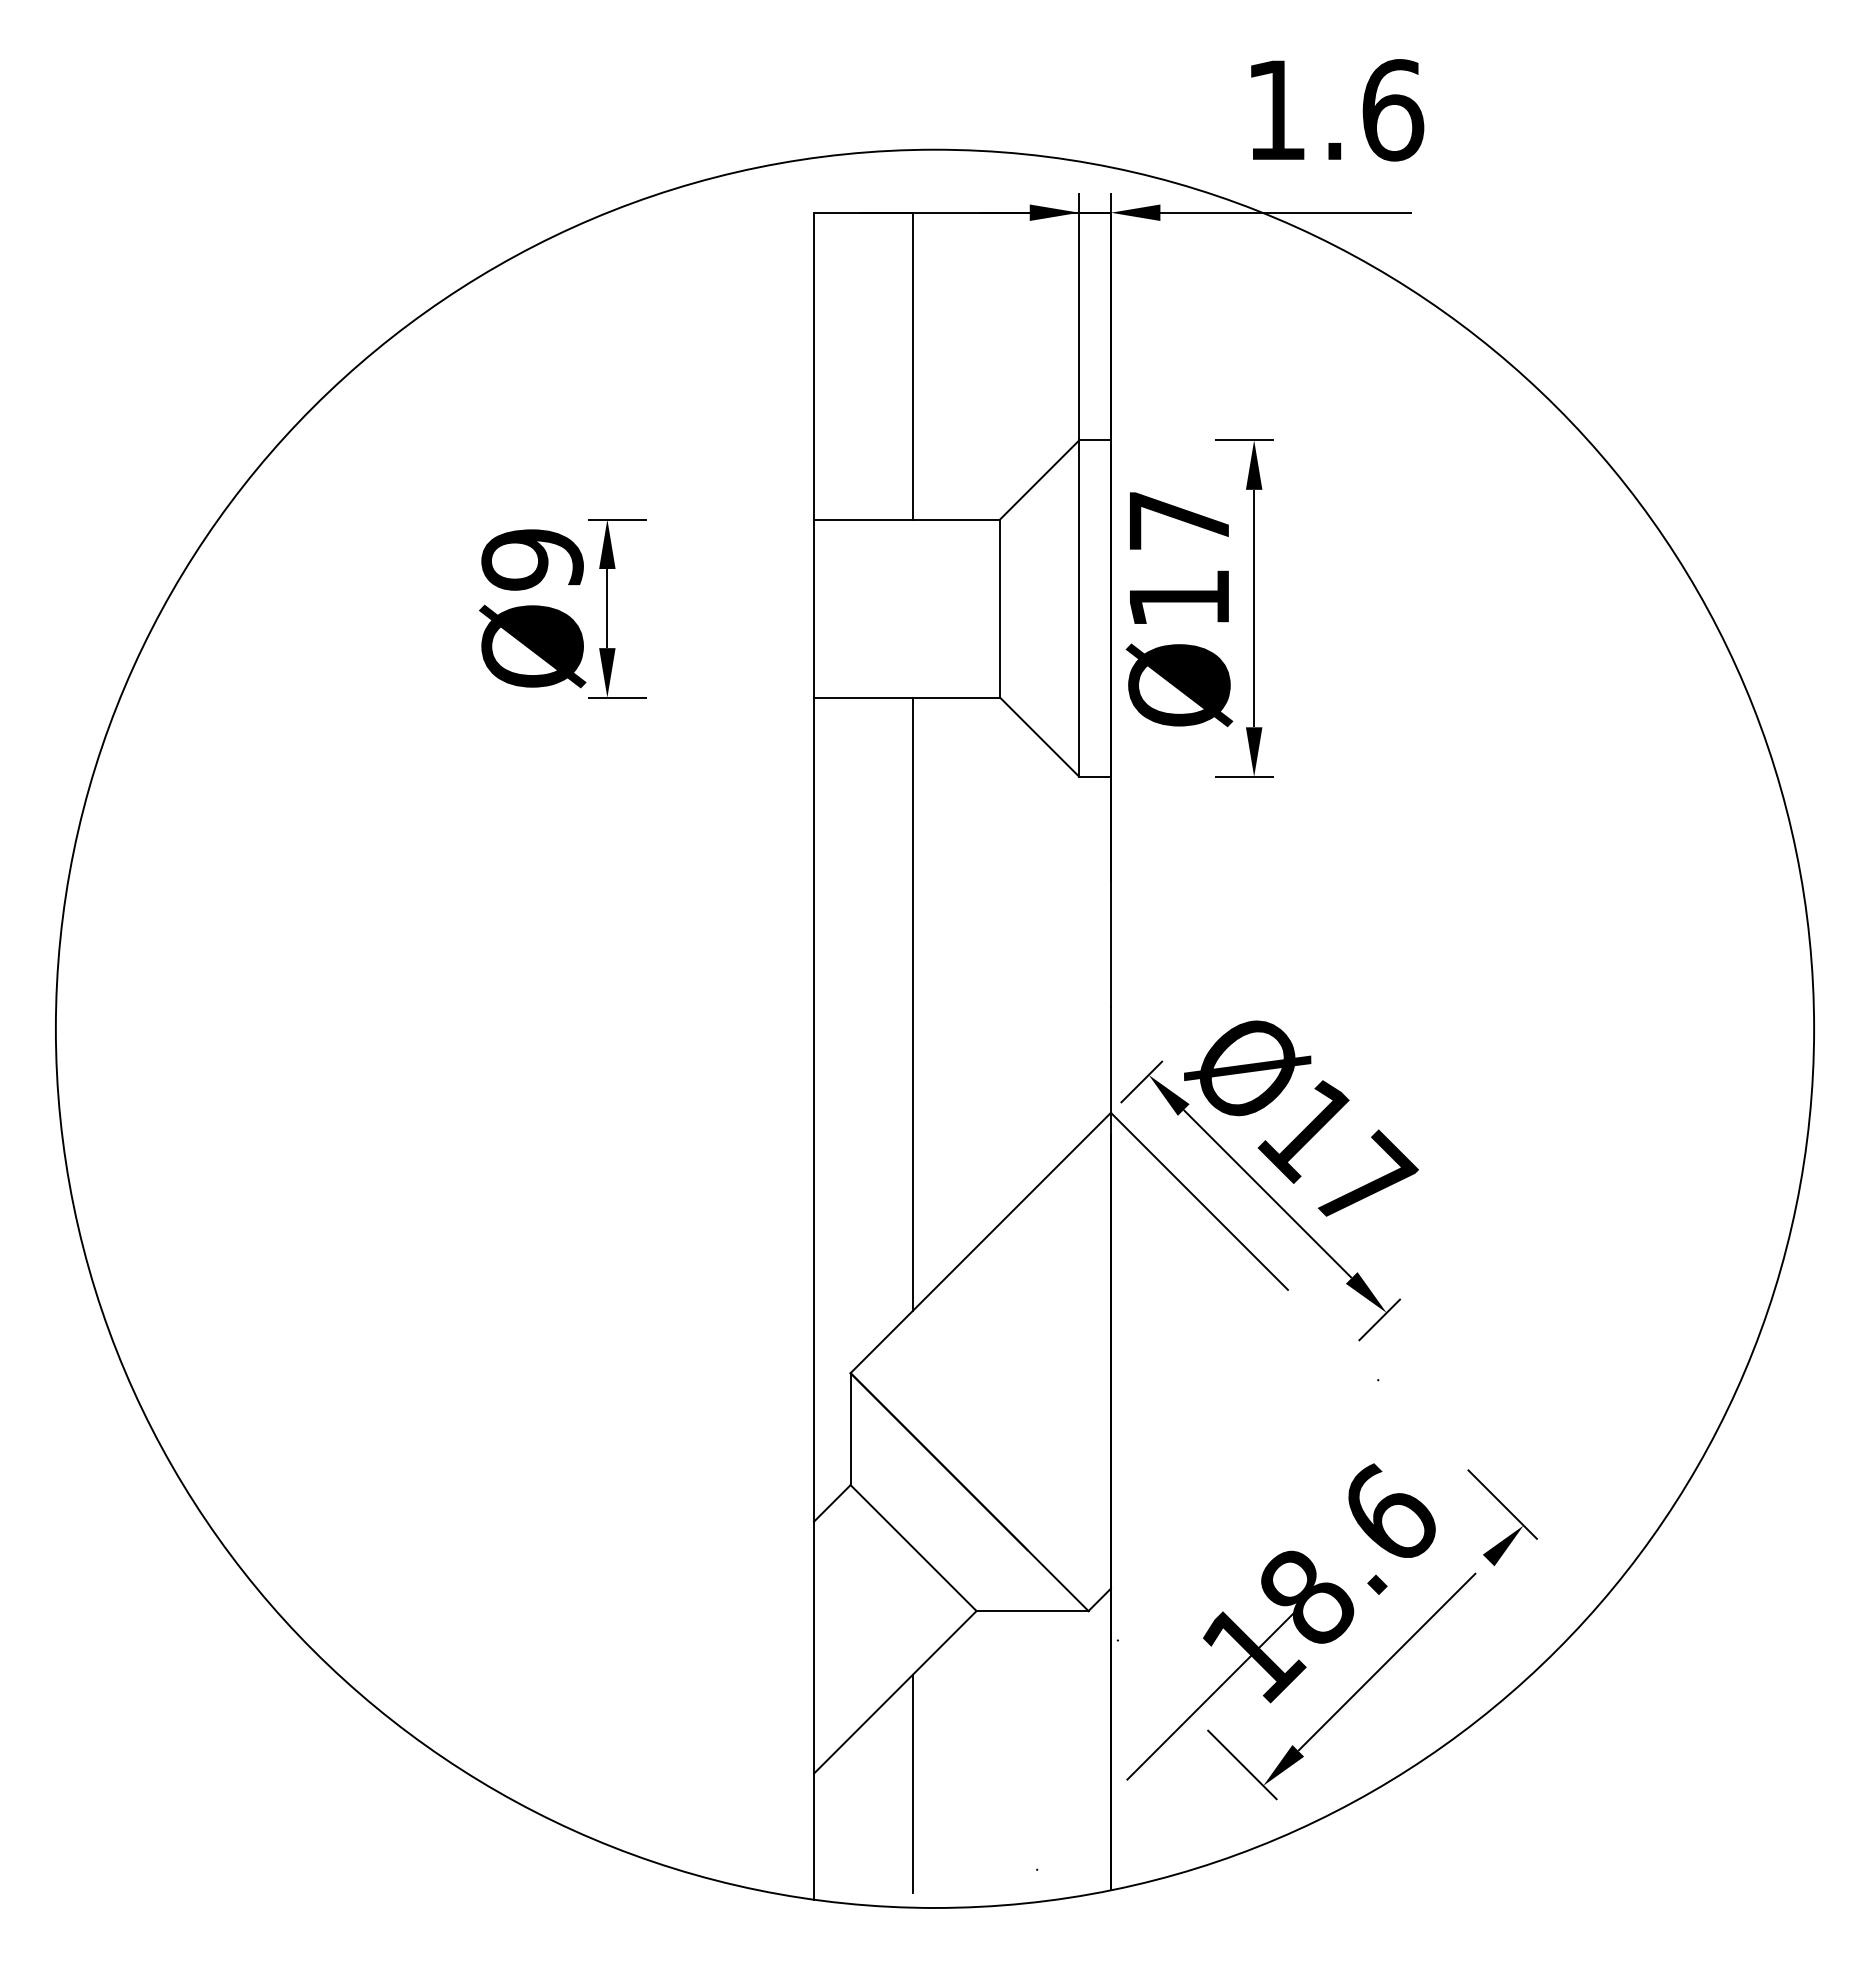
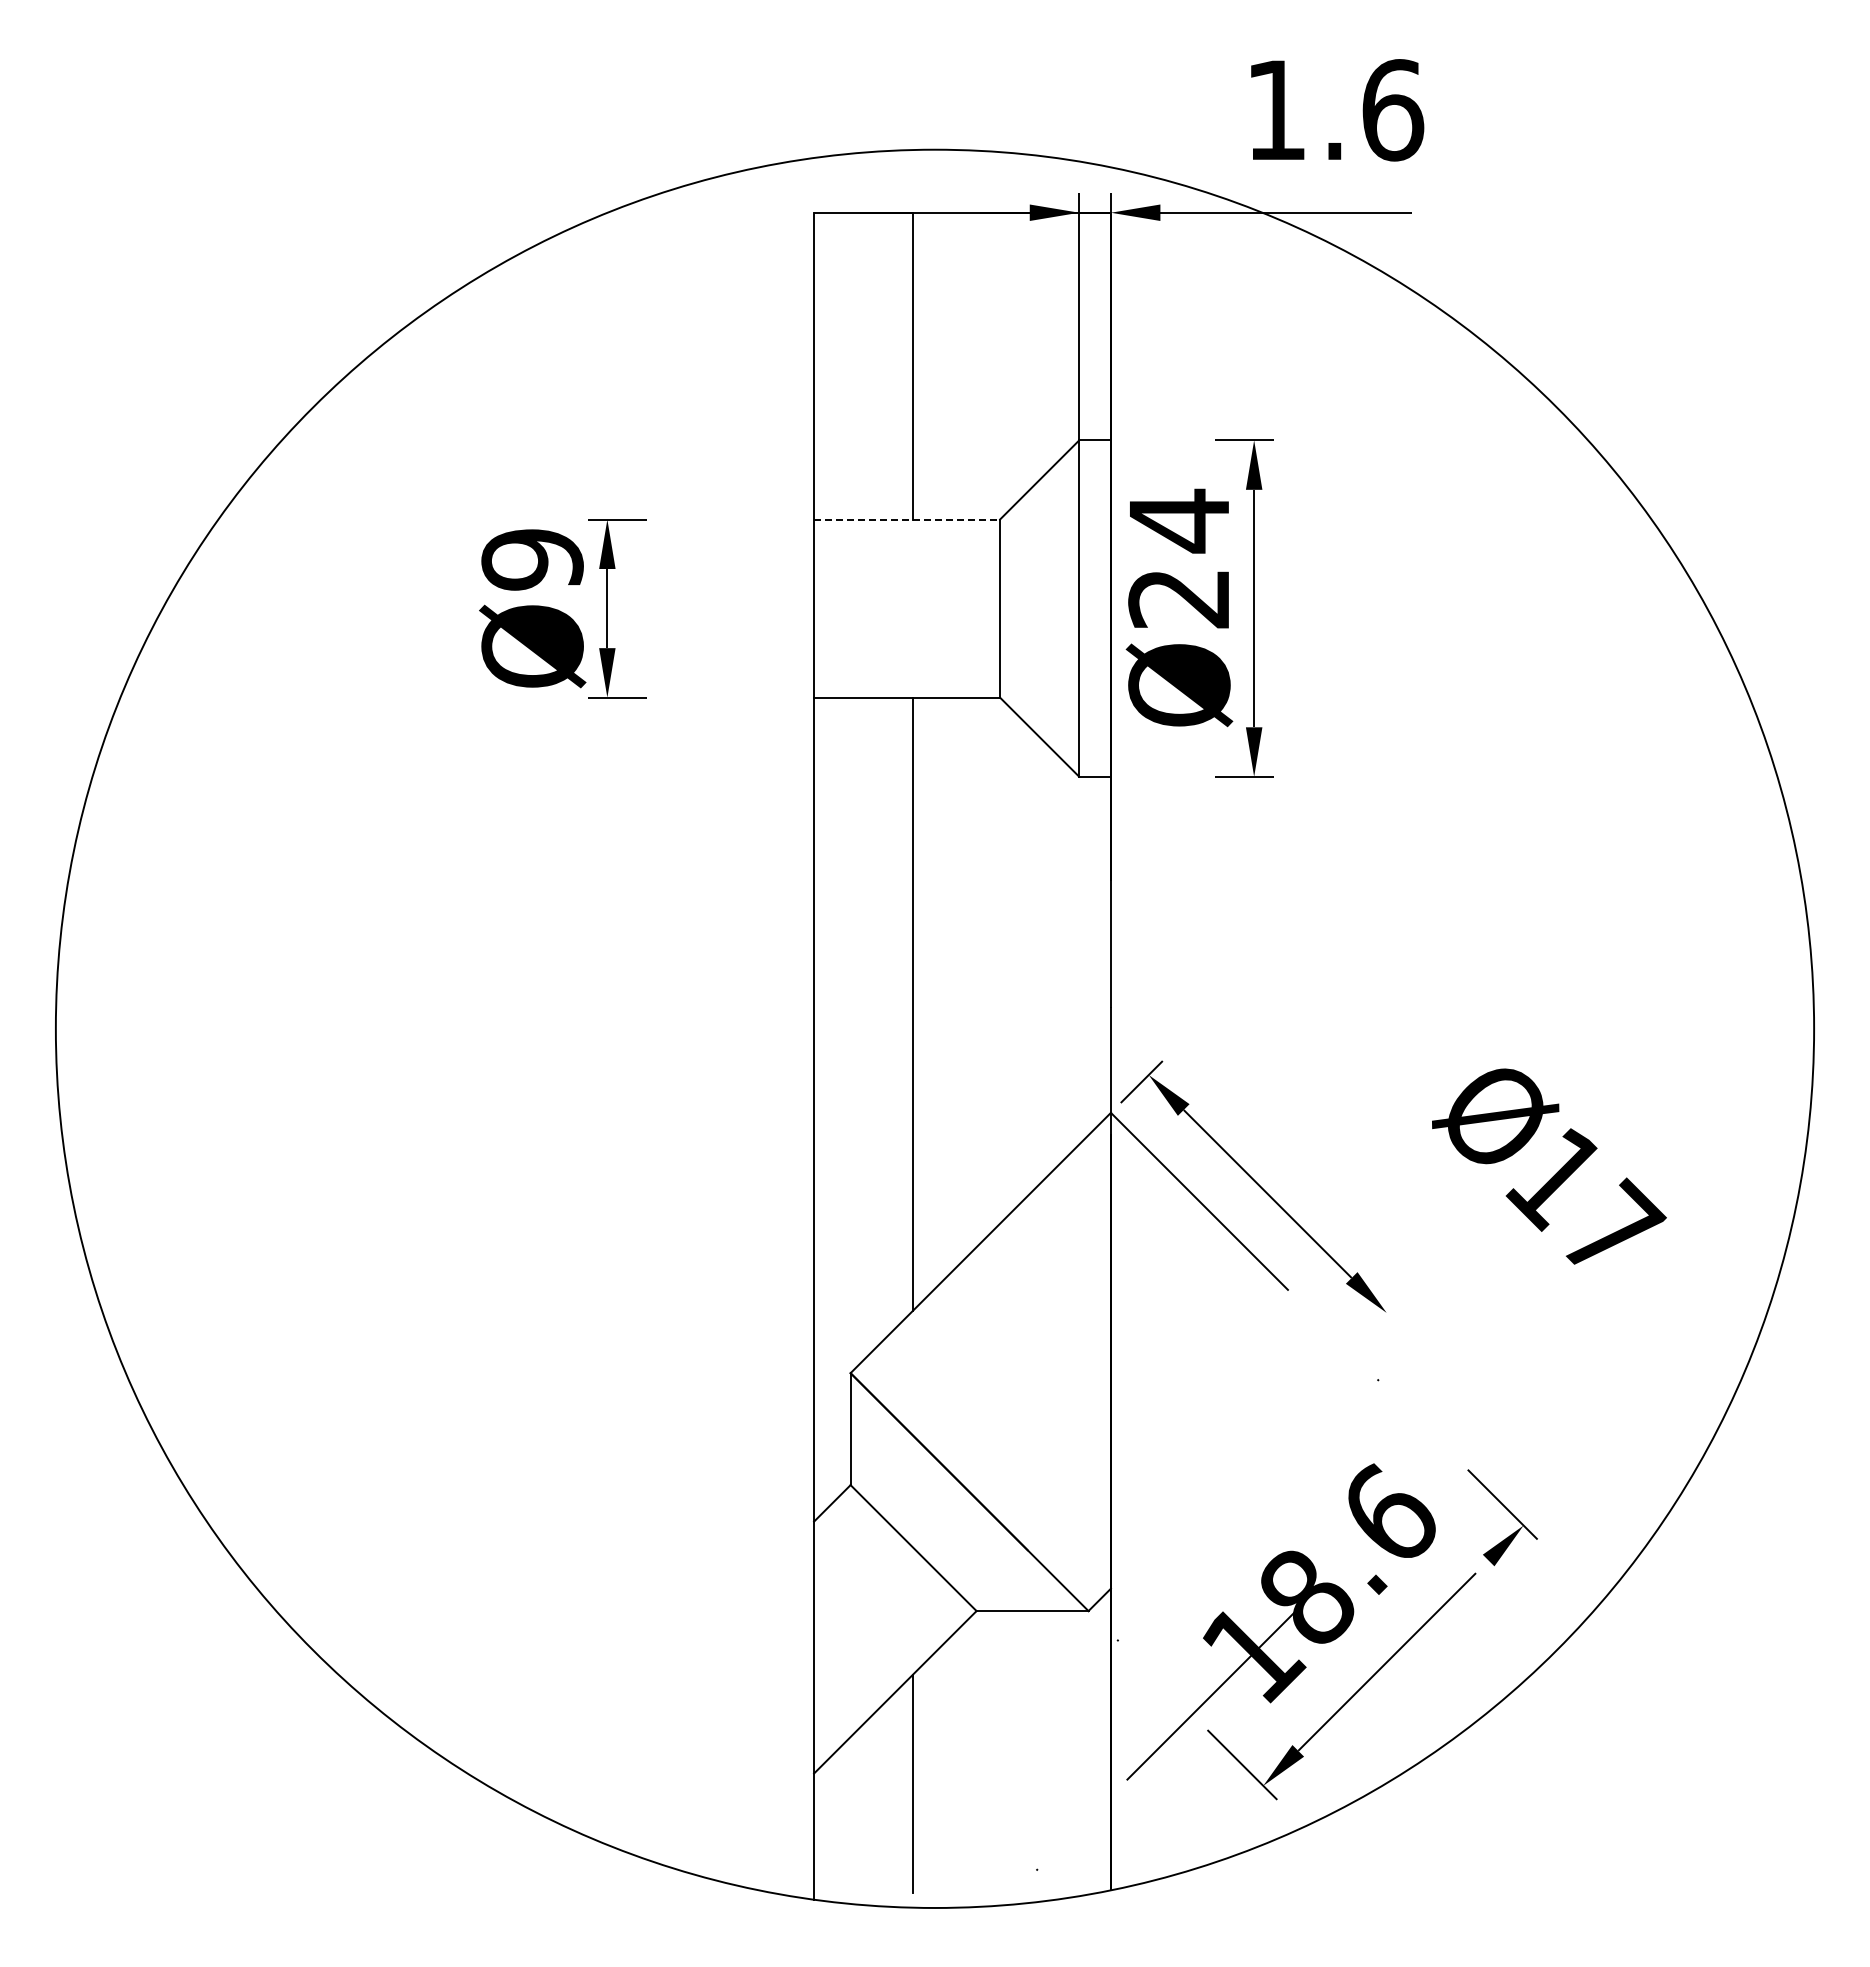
line: solid -> dashed (907, 519)
text: Ø17 -> Ø24 (1178, 558)
text position: (1301, 1118) -> (1549, 1166) (1549, 1166)
line: present -> none (1379, 1319)
